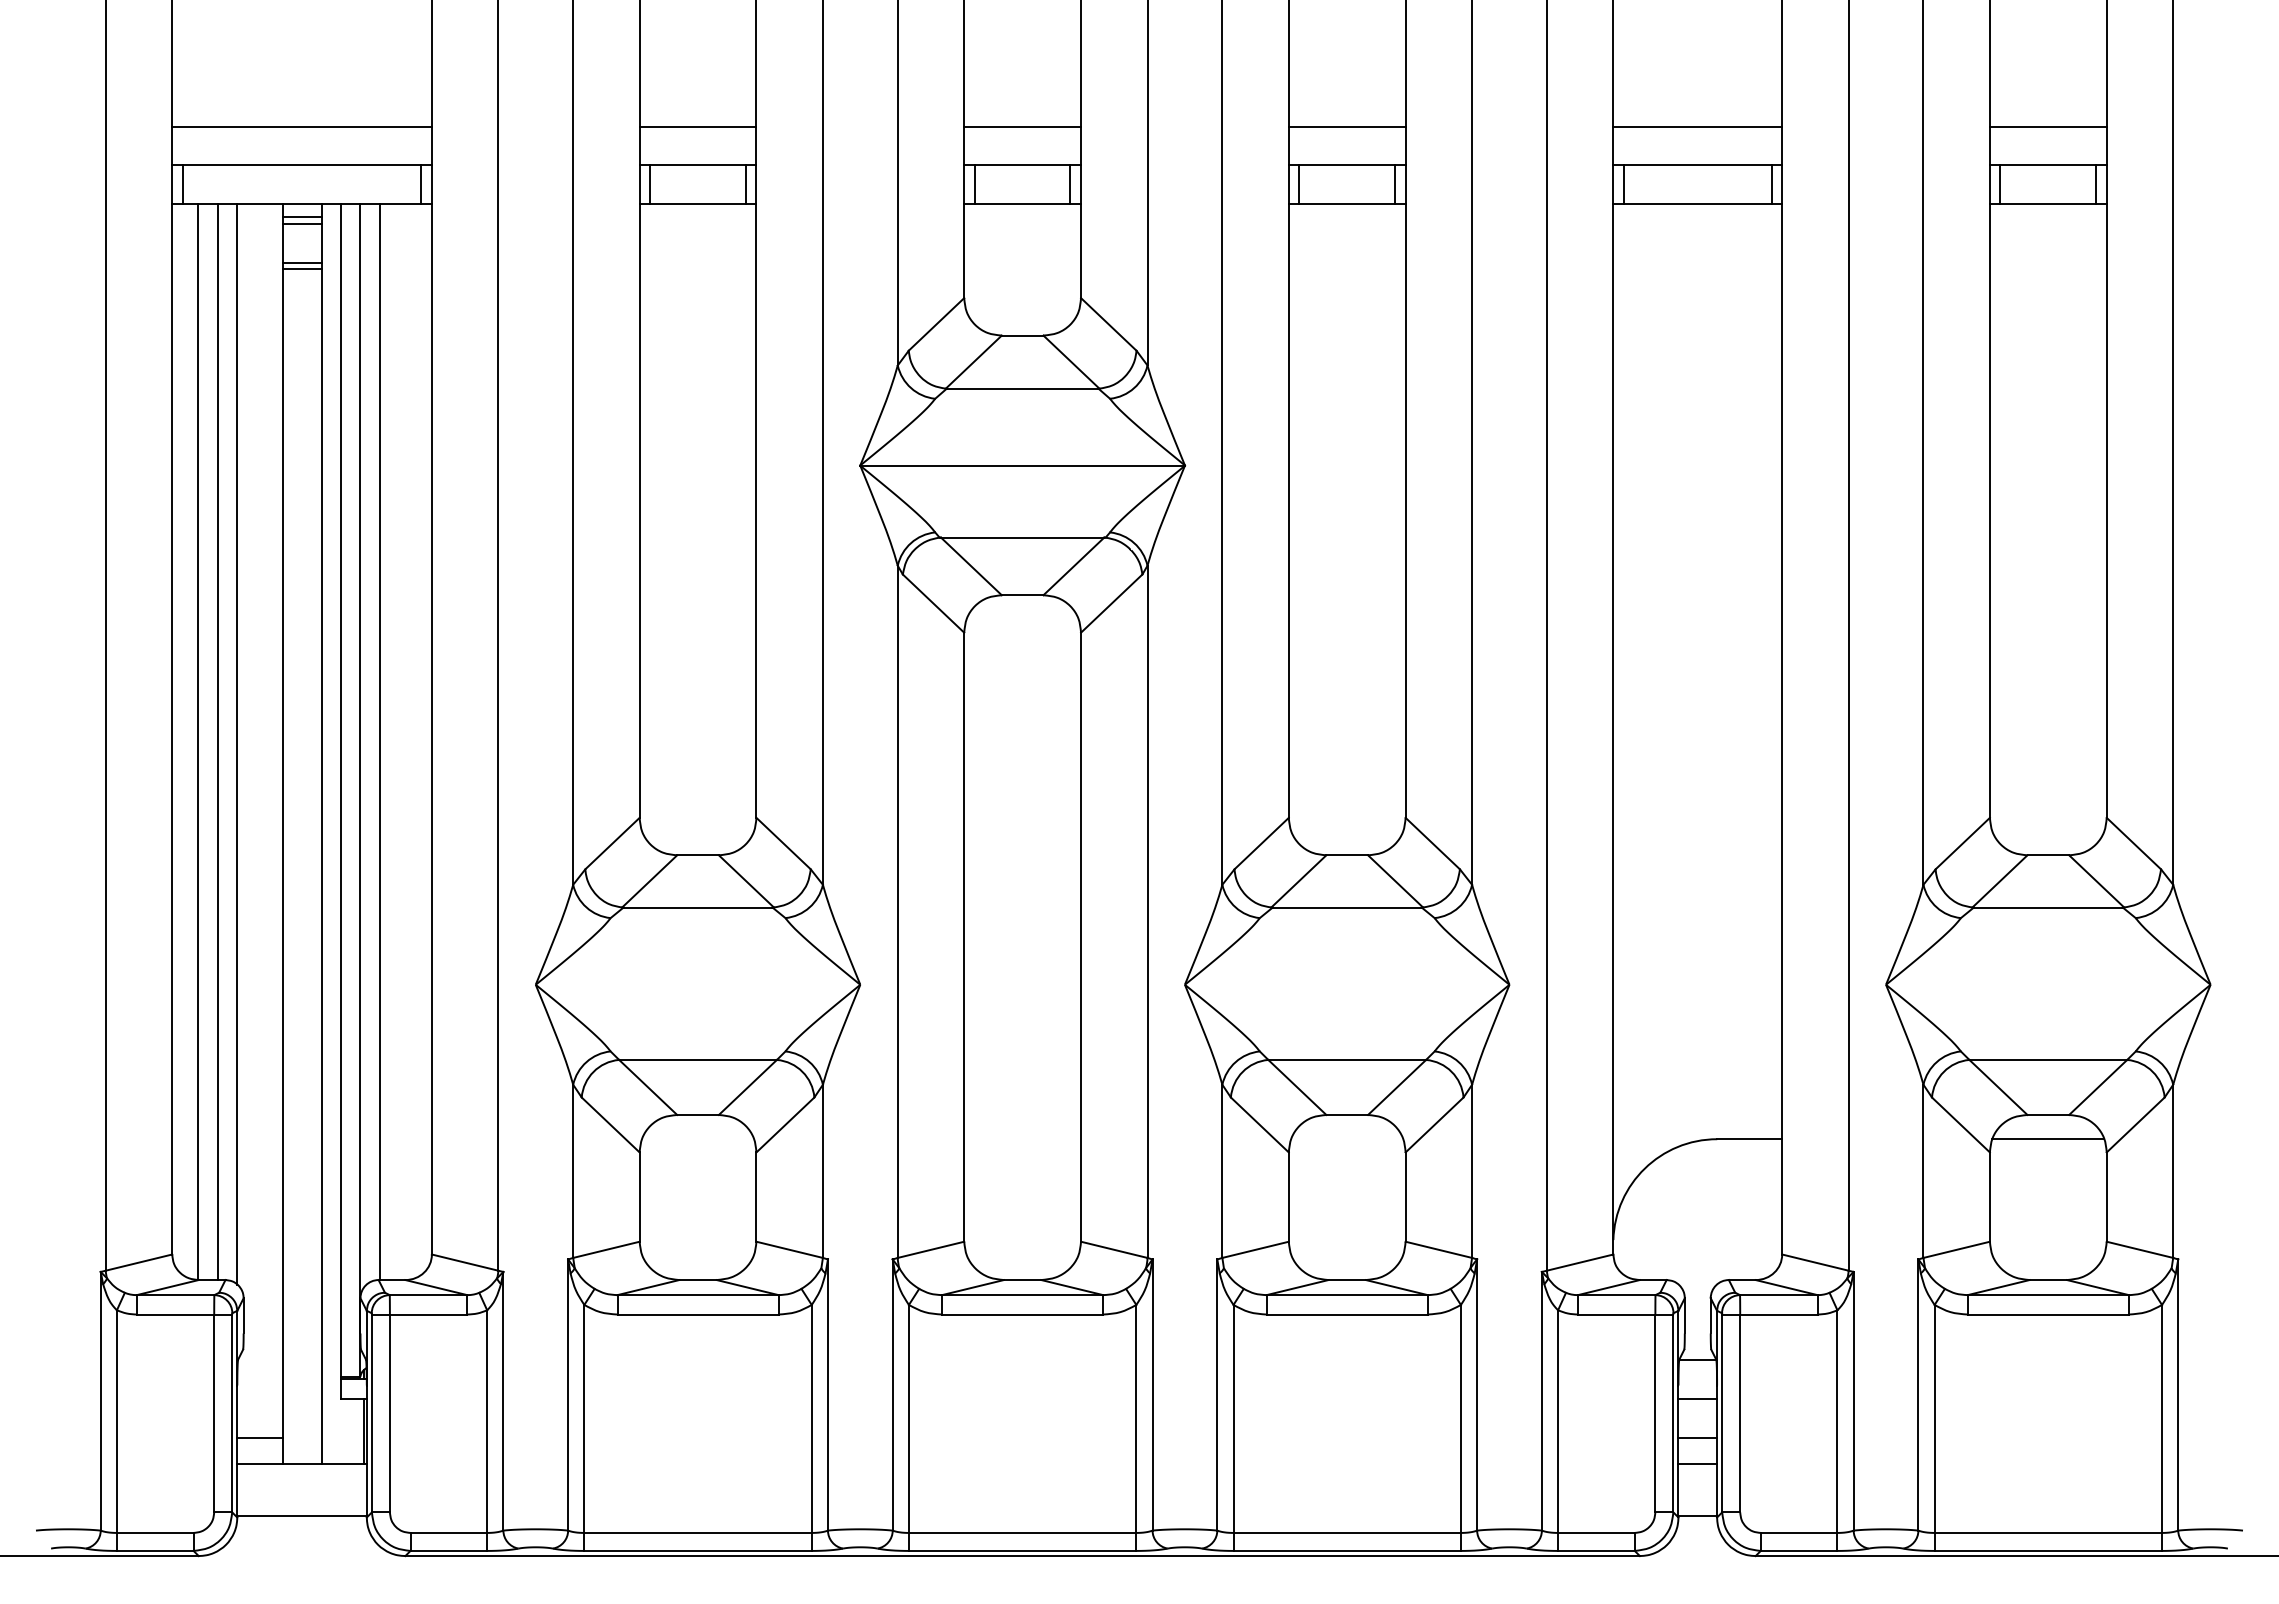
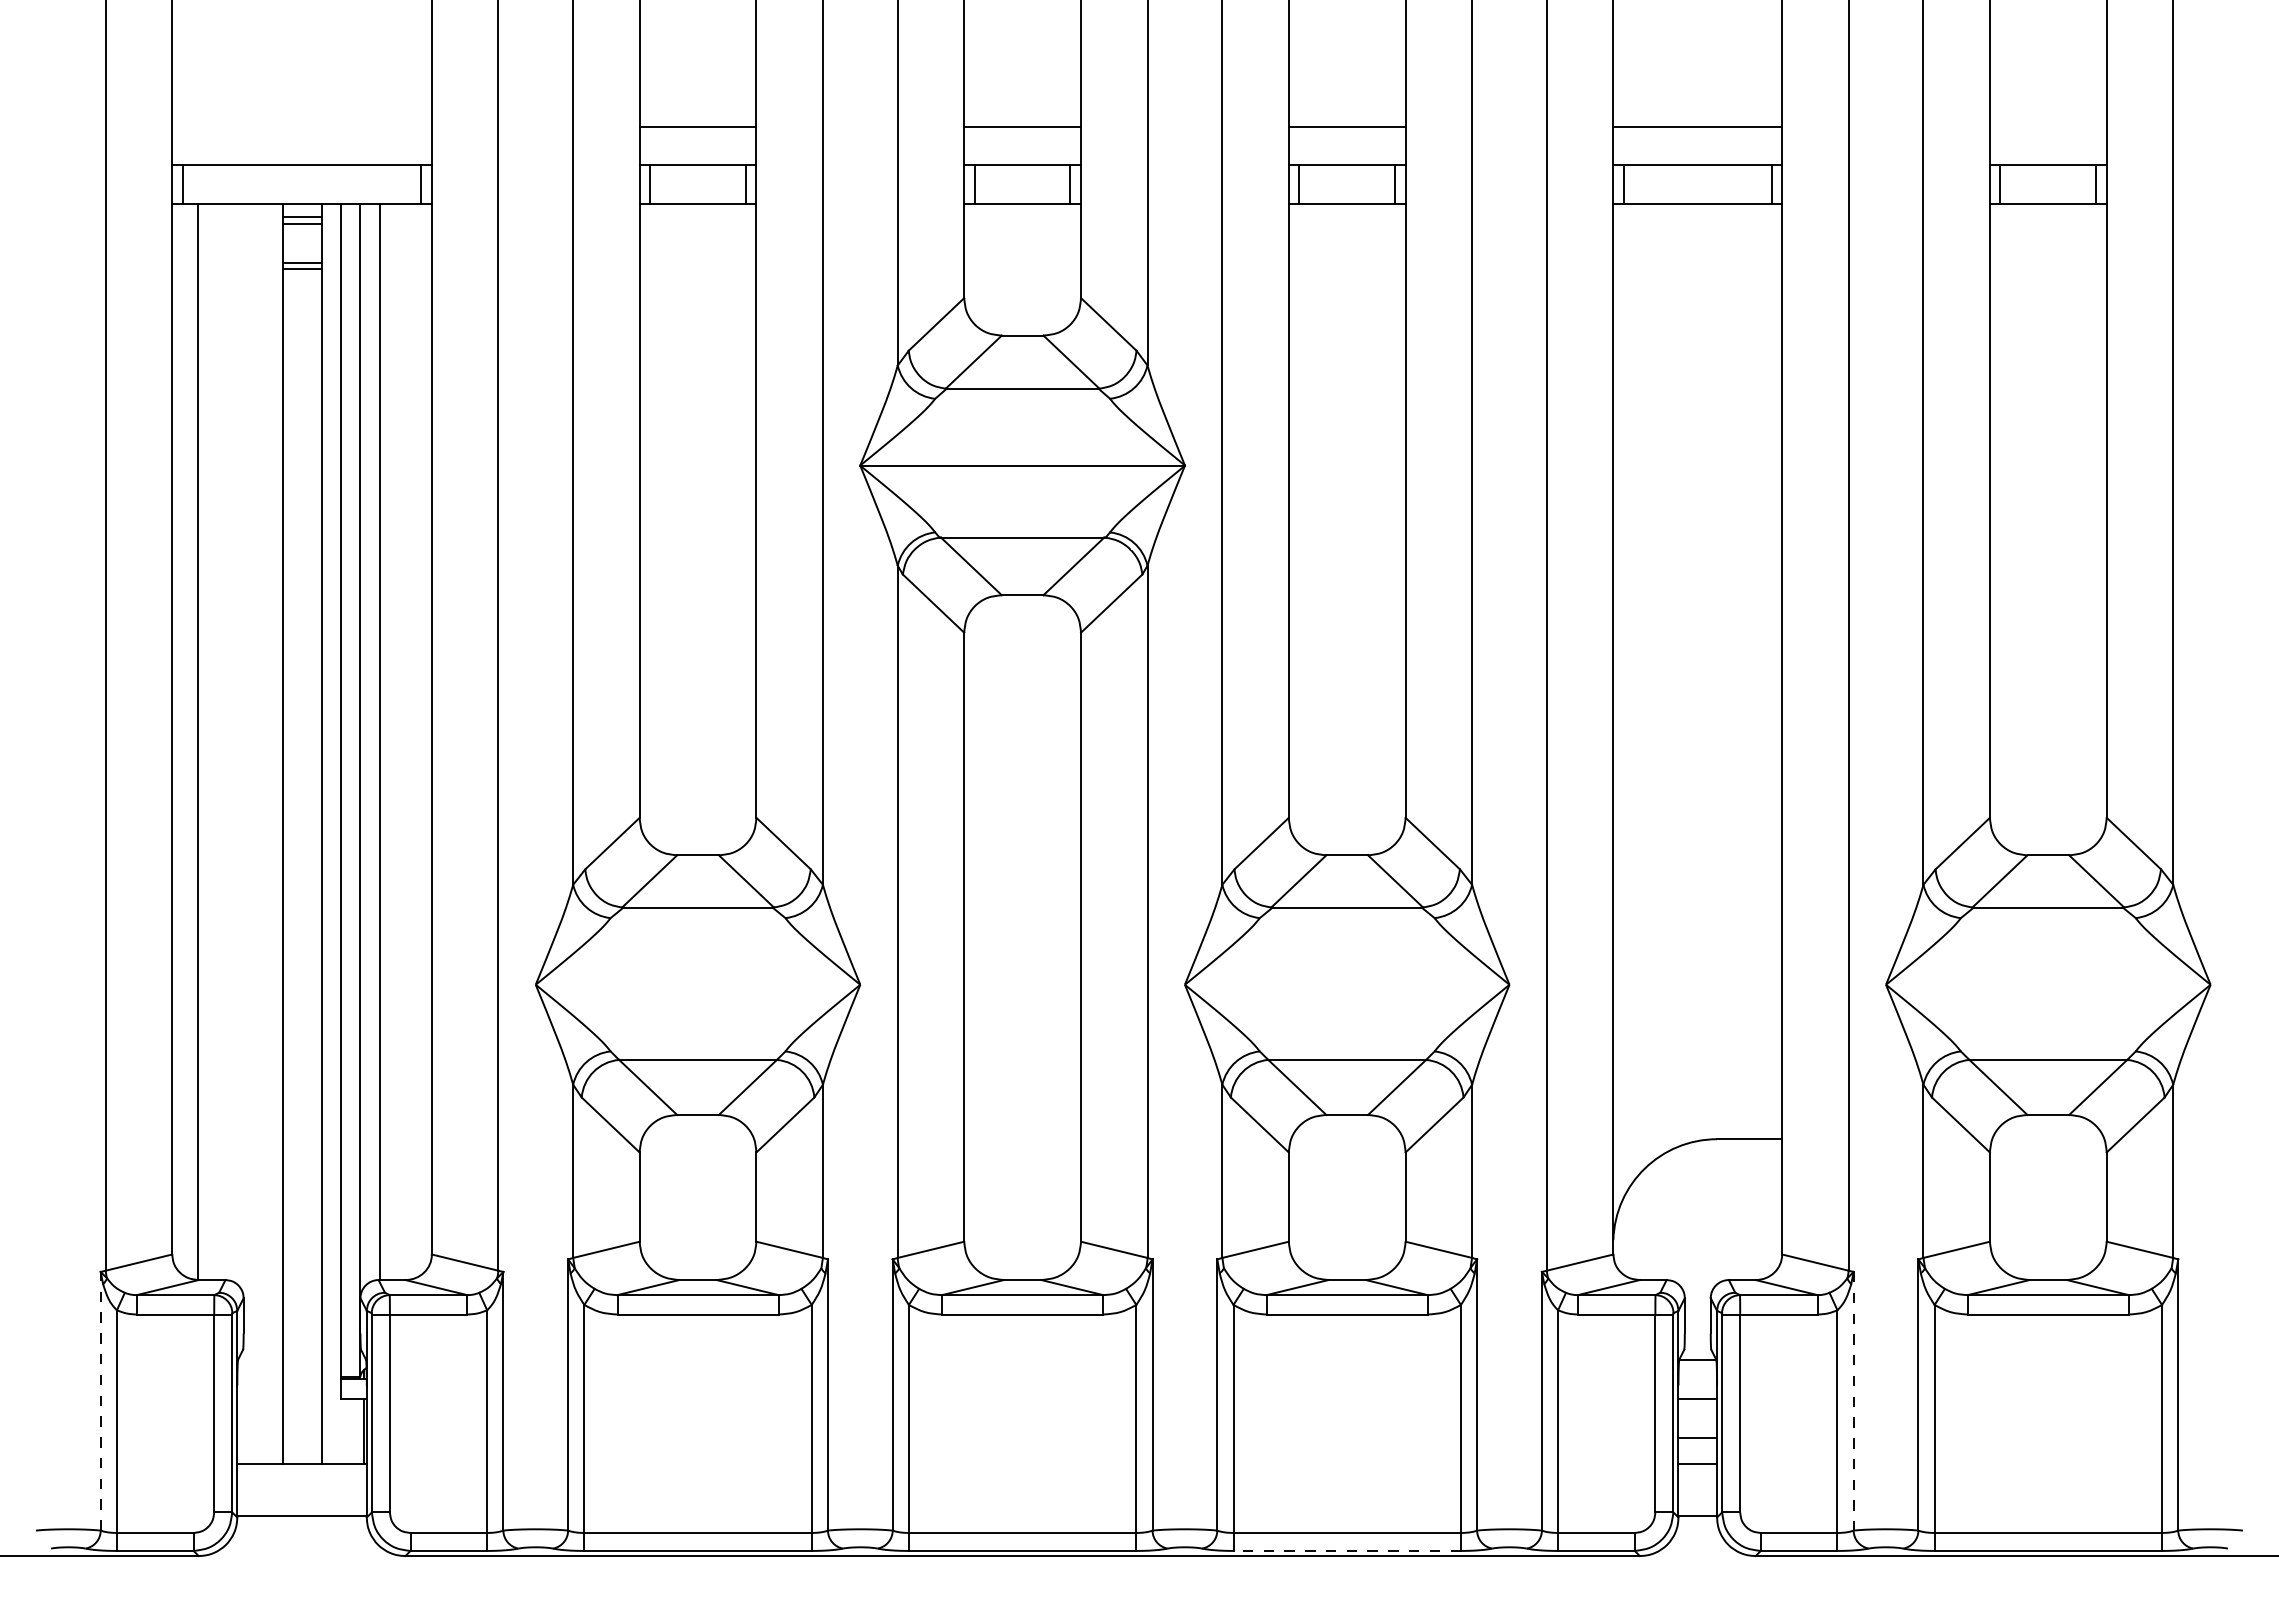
line: present -> none (301, 126)
line: present -> none (2047, 126)
line: present -> none (217, 742)
line: present -> none (237, 744)
line: present -> none (2048, 1139)
line: solid -> dashed (100, 1400)
line: solid -> dashed (1853, 1401)
line: present -> none (259, 1437)
line: solid -> dashed (1347, 1550)
